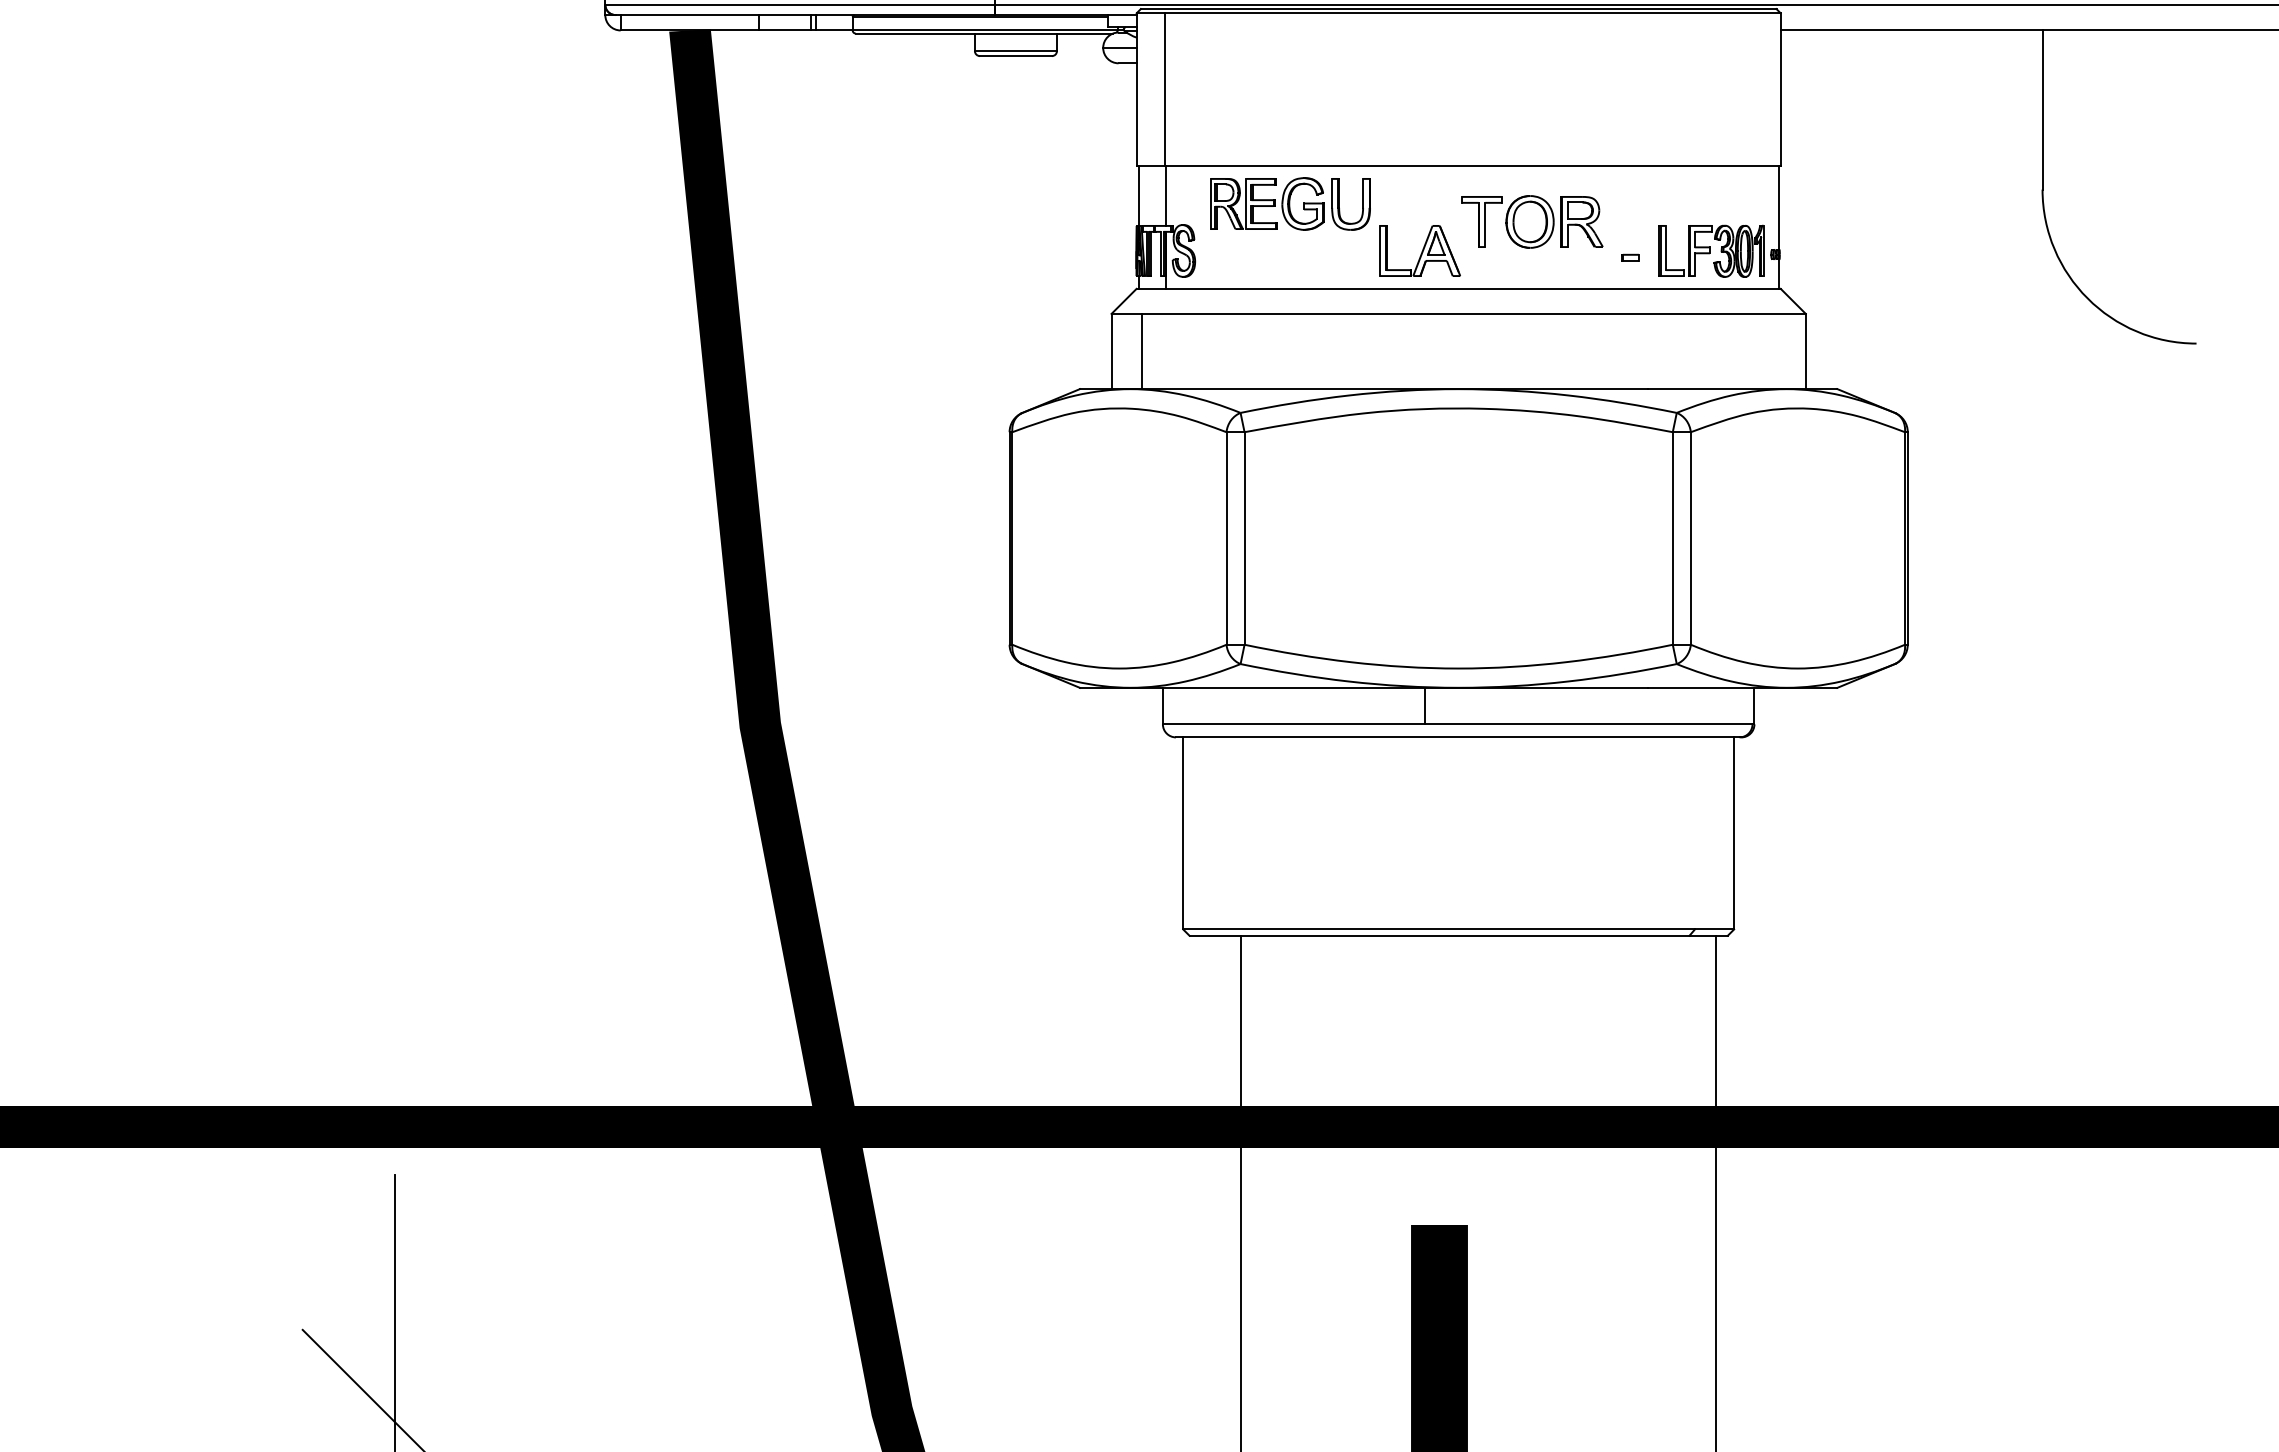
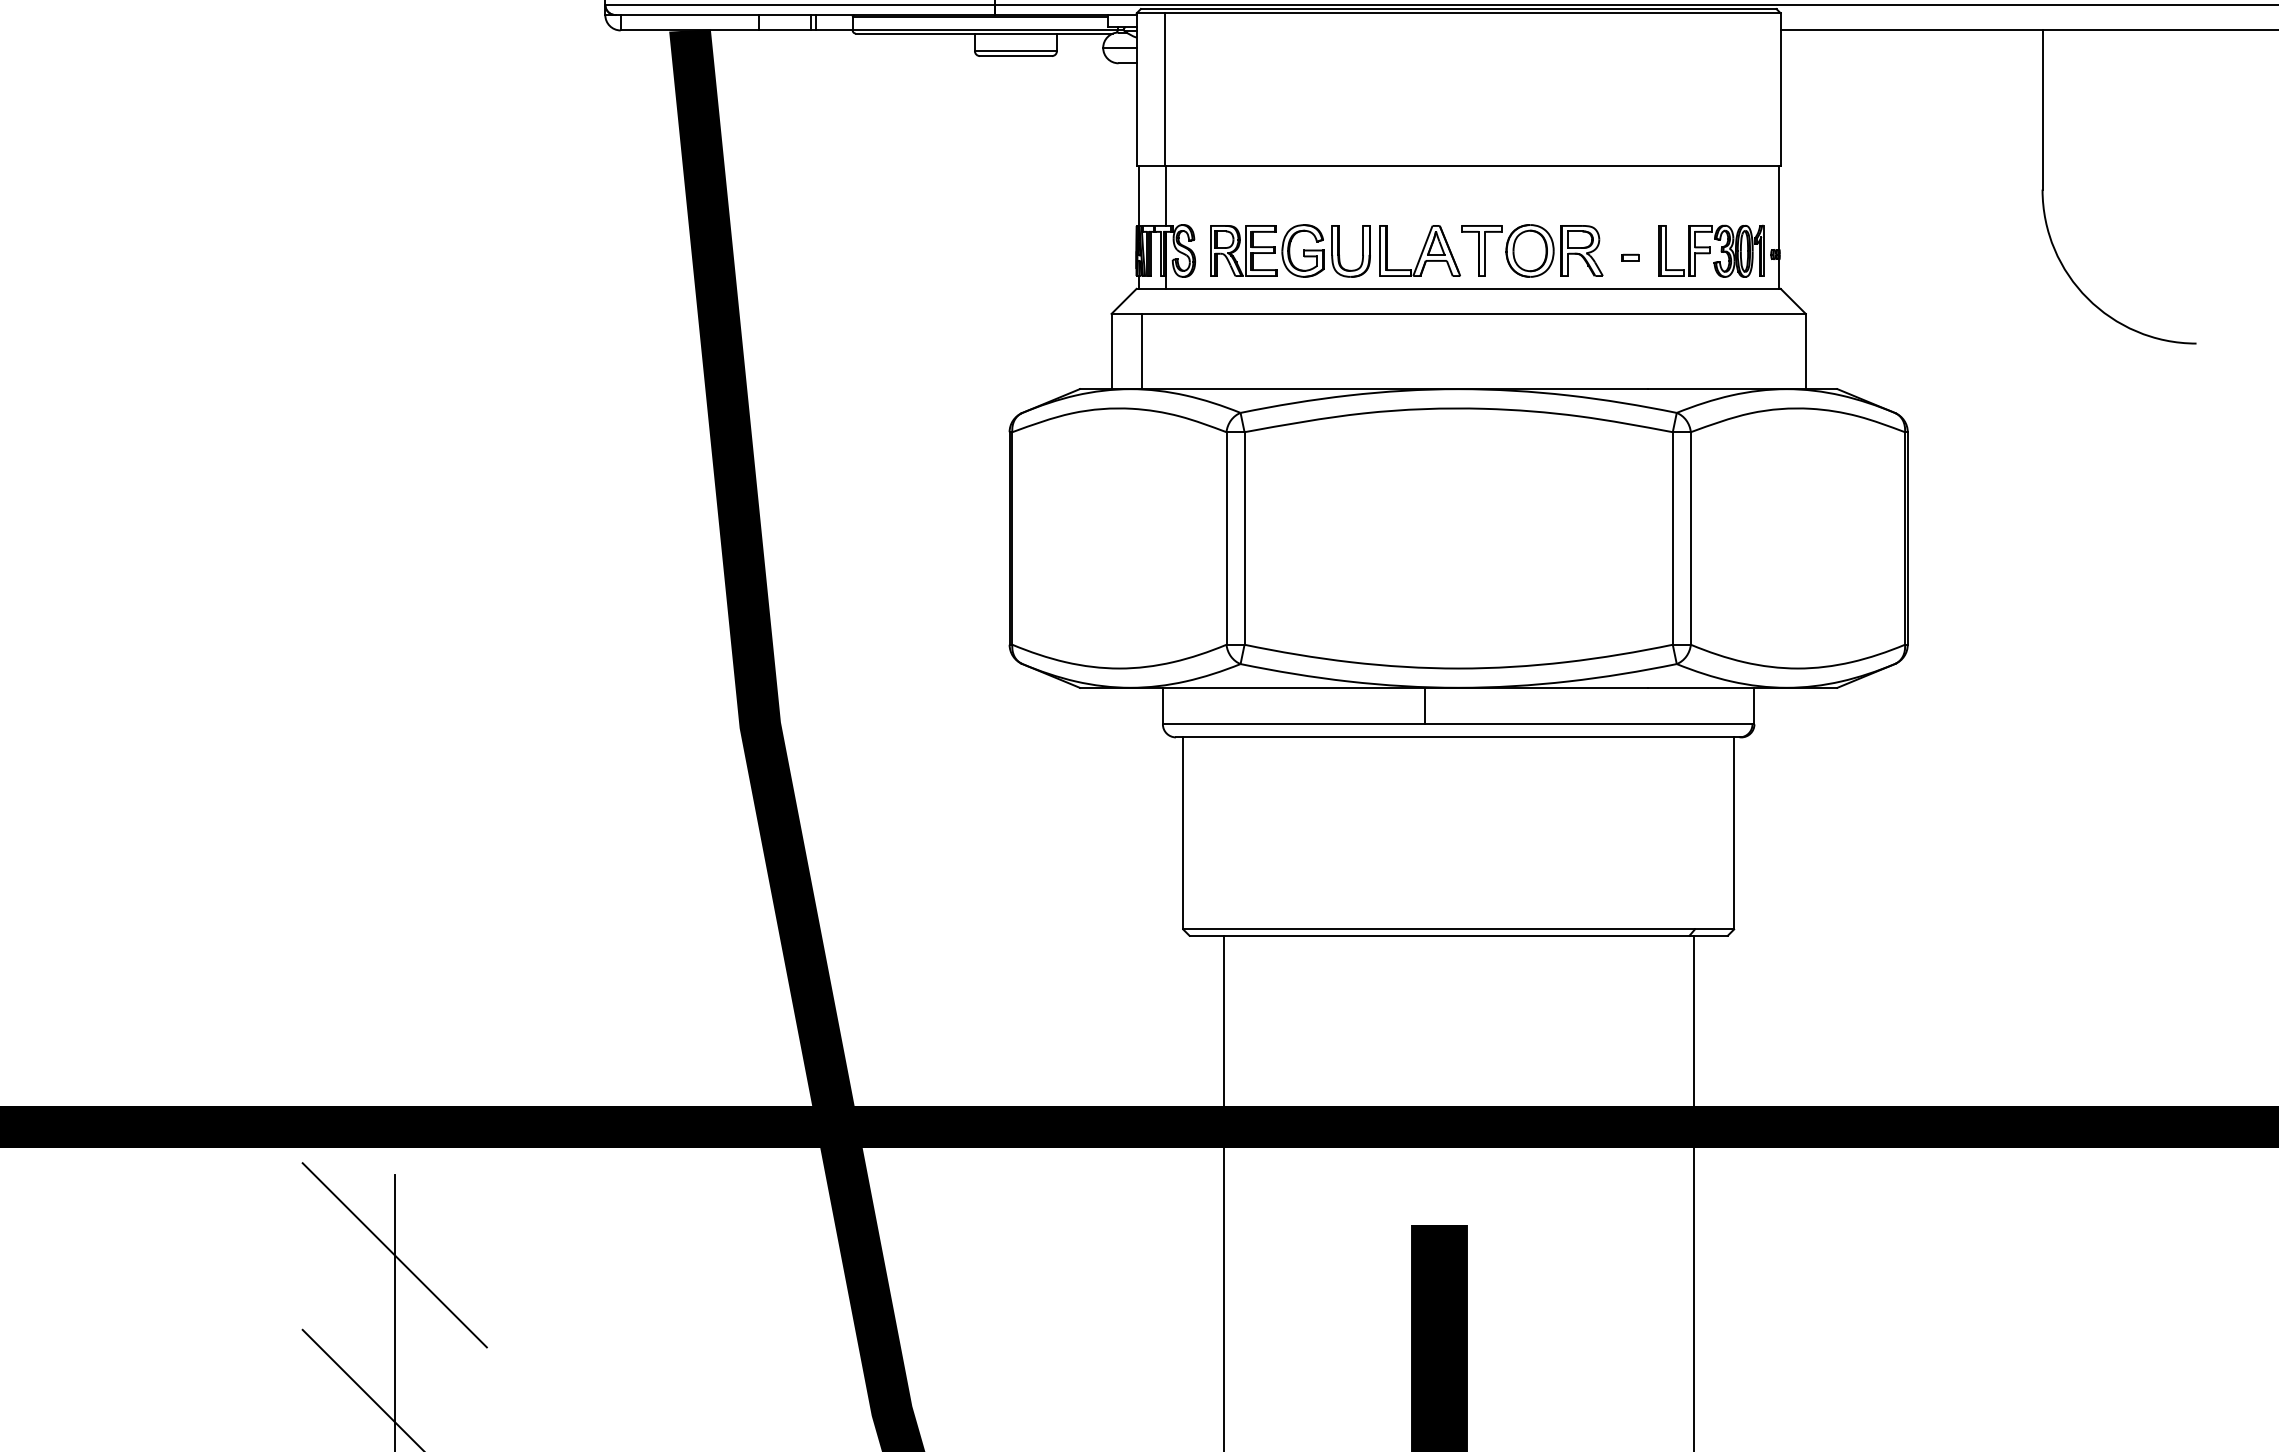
part position: (1290, 203) -> (1290, 250) (1290, 250)
part position: (1532, 221) -> (1532, 250) (1532, 250)
line position: (1240, 1191) -> (1223, 1191) (1223, 1191)
line position: (1715, 1191) -> (1693, 1191) (1693, 1191)
line: none -> present (394, 1255)
